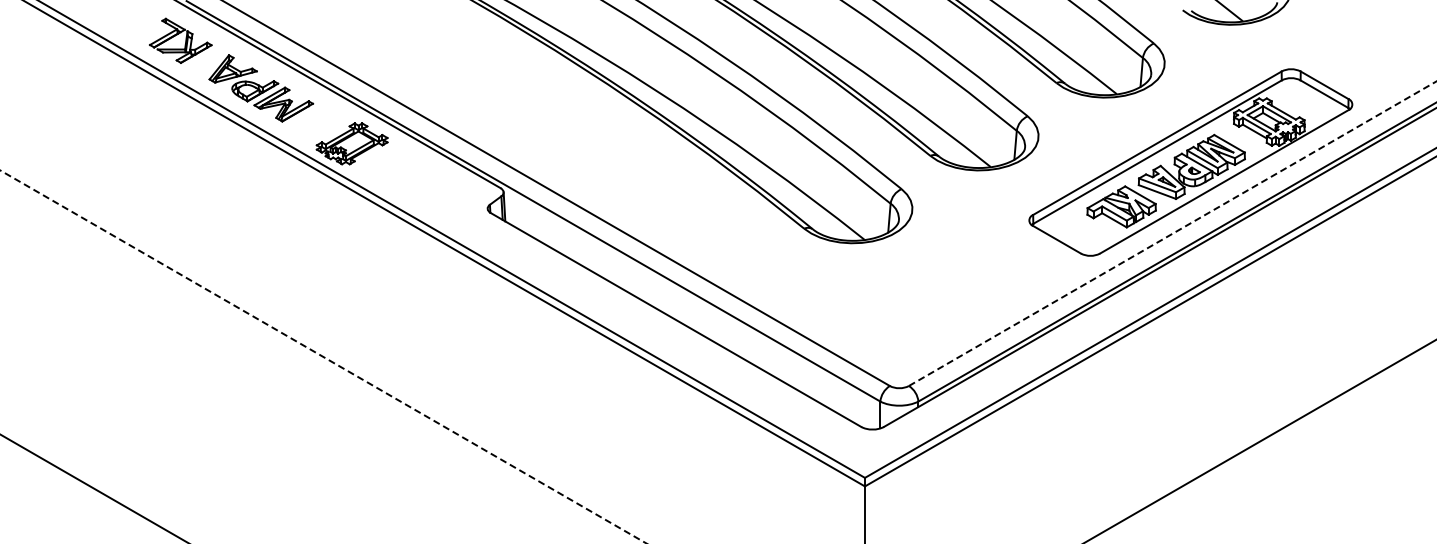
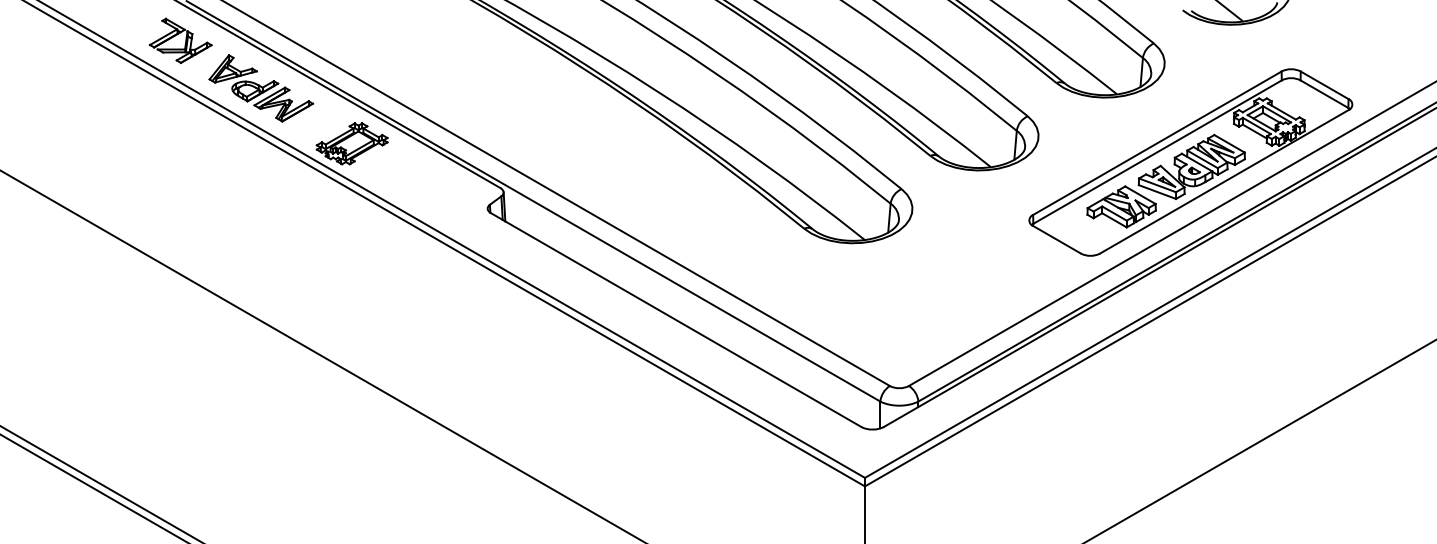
line: dashed -> solid (1173, 233)
line: dashed -> solid (323, 357)
line: none -> present (100, 483)
